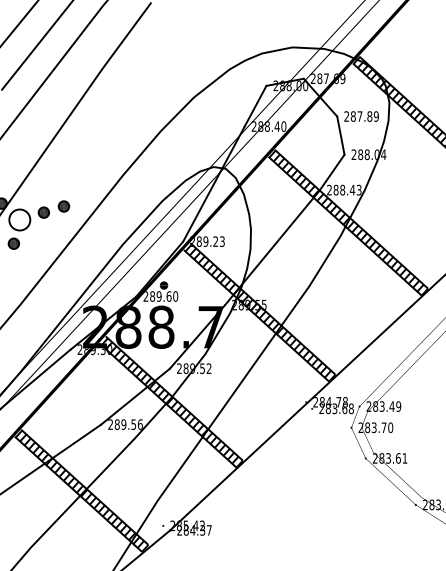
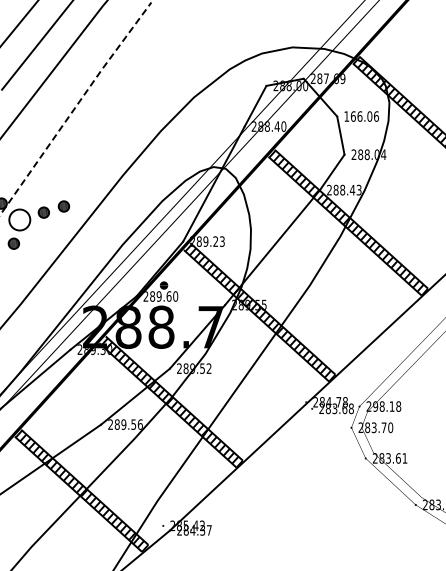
line: solid -> dashed (75, 107)
text: 287.89 -> 166.06 (361, 116)
text: 283.49 -> 298.18 (387, 406)
